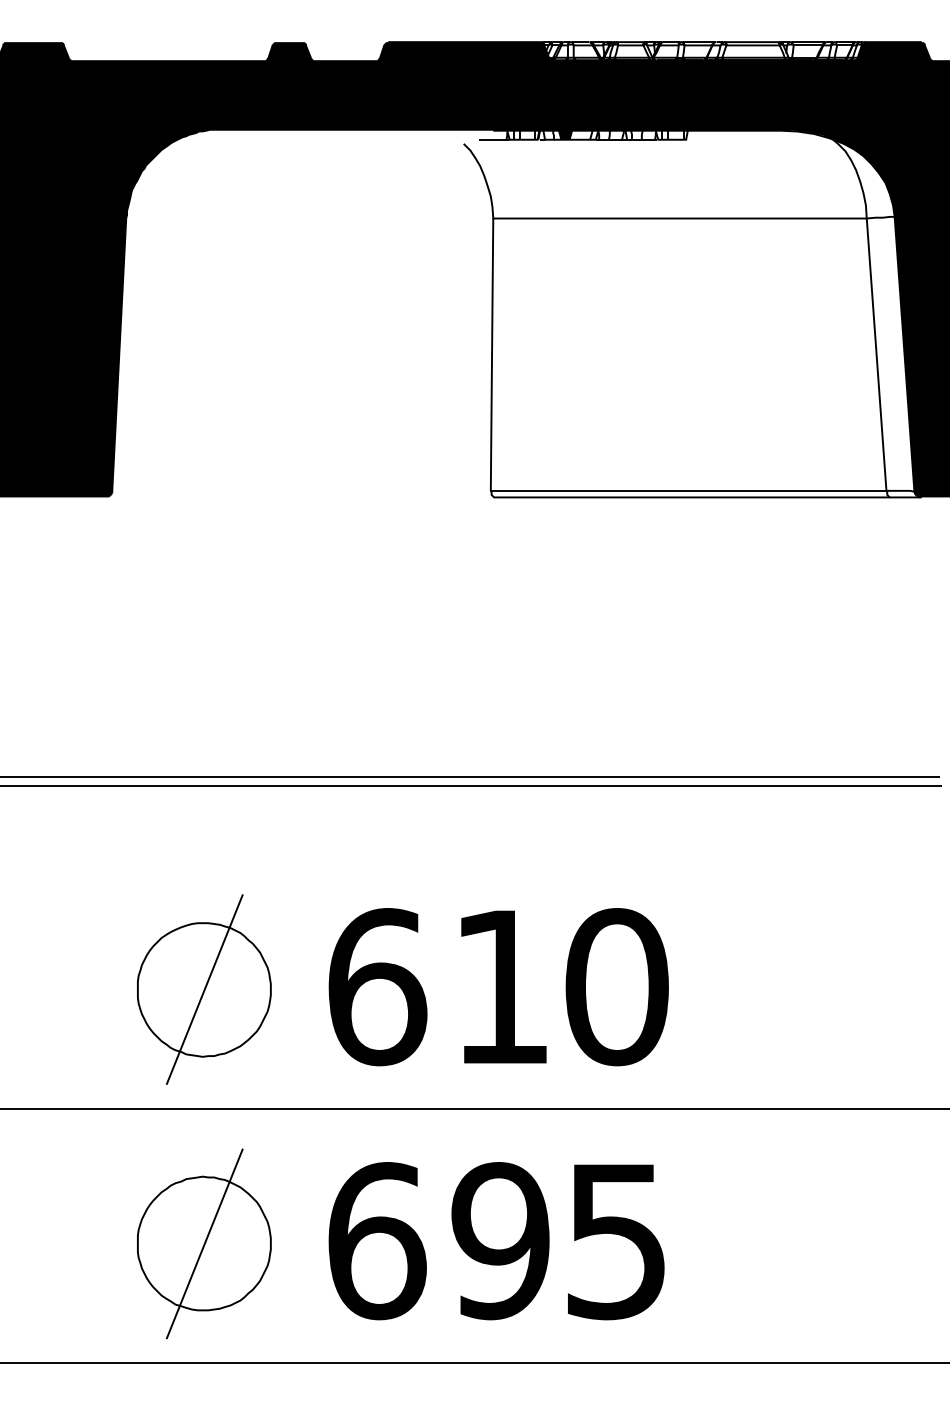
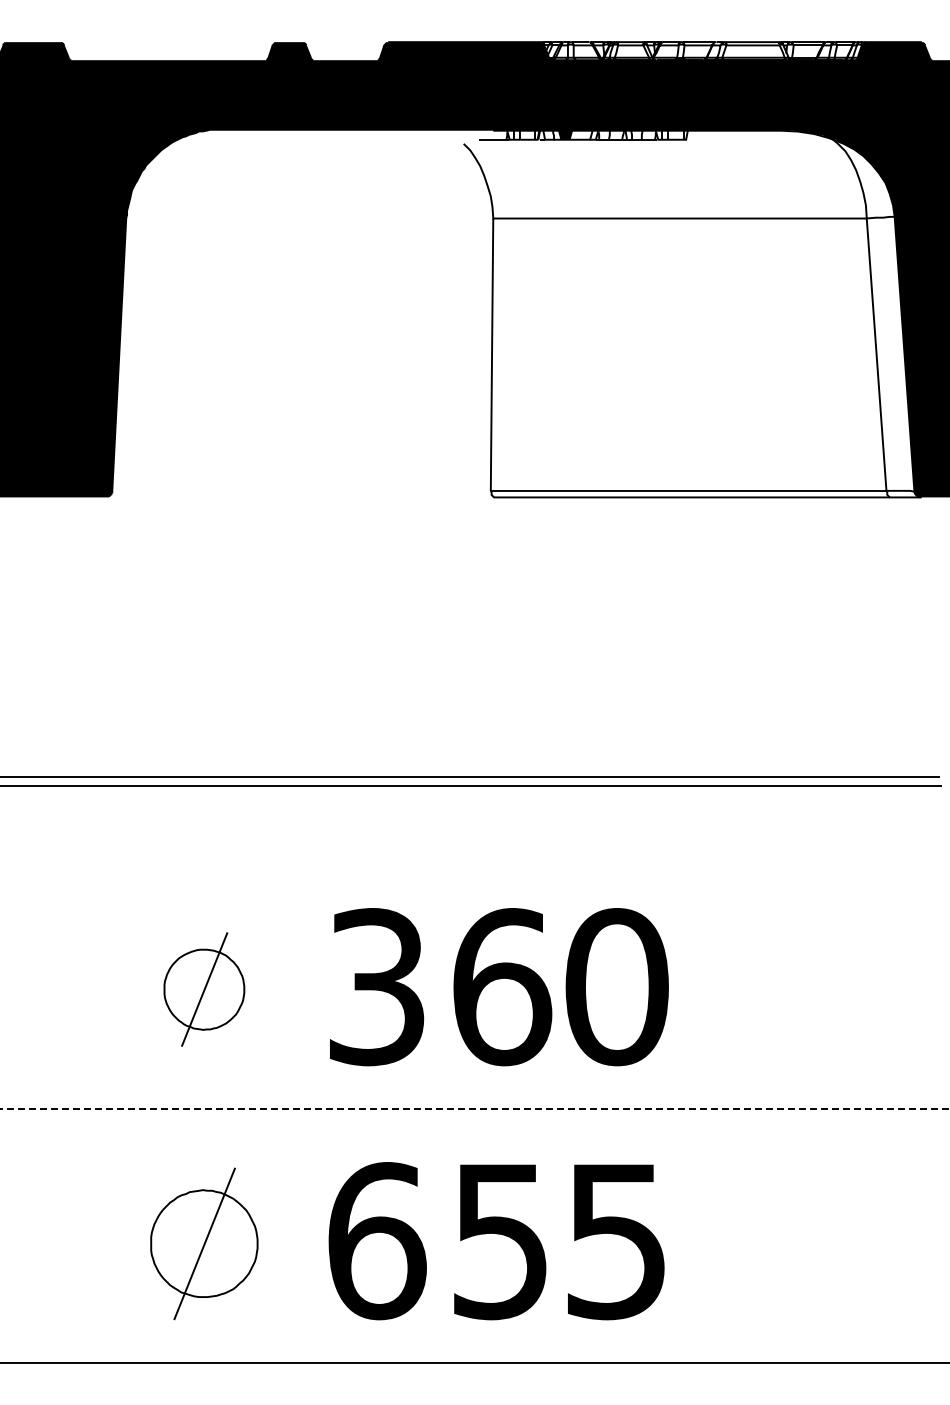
text: 61 -> 36 (440, 987)
part size: 135x191 px -> 83x115 px (204, 989)
line: solid -> dashed (475, 1109)
text: 69 -> 65 (500, 1241)
part size: 135x192 px -> 109x154 px (204, 1243)
